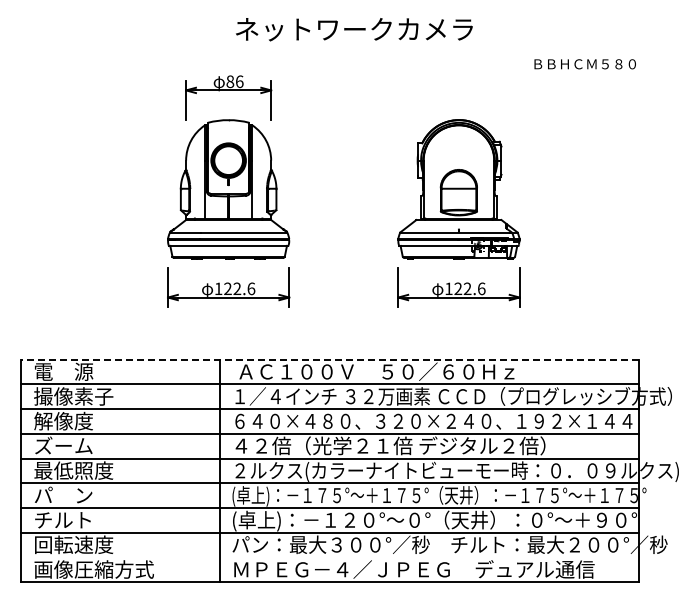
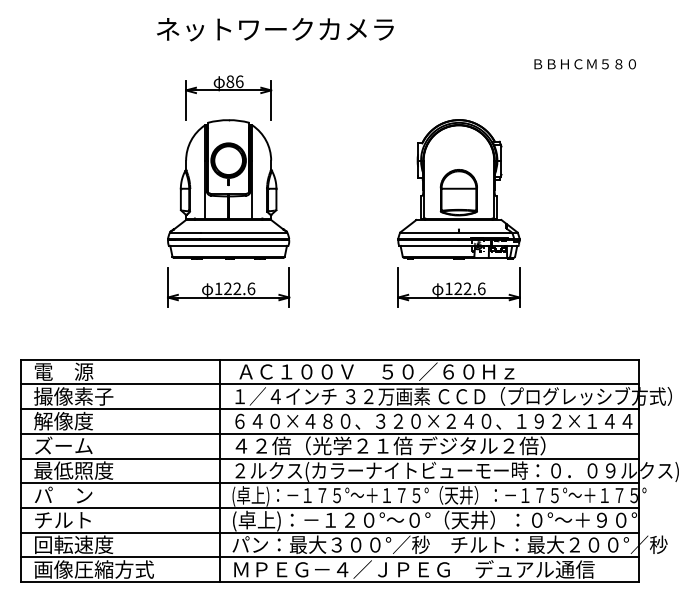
text position: (354, 29) -> (275, 29) (275, 29)
line: dashed -> solid (329, 359)
line: none -> present (329, 557)
